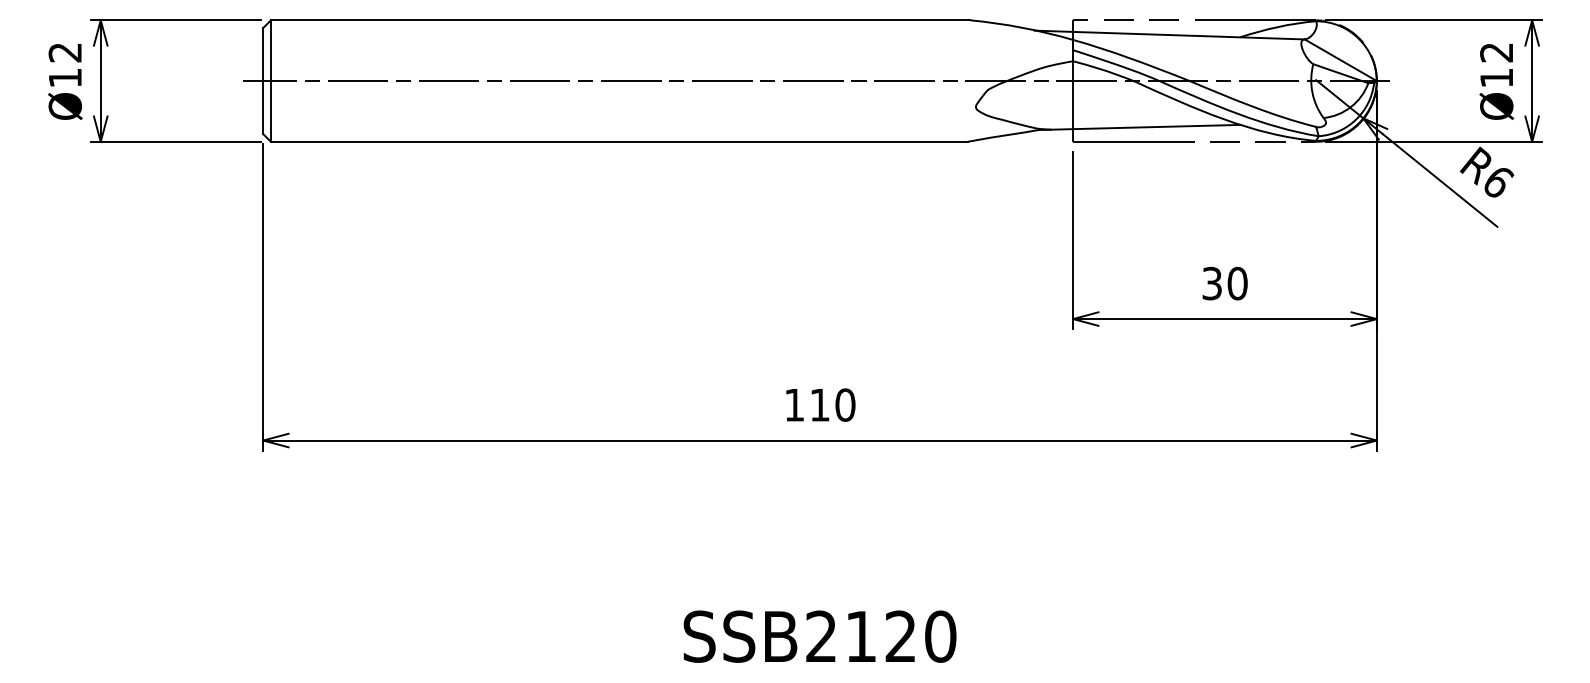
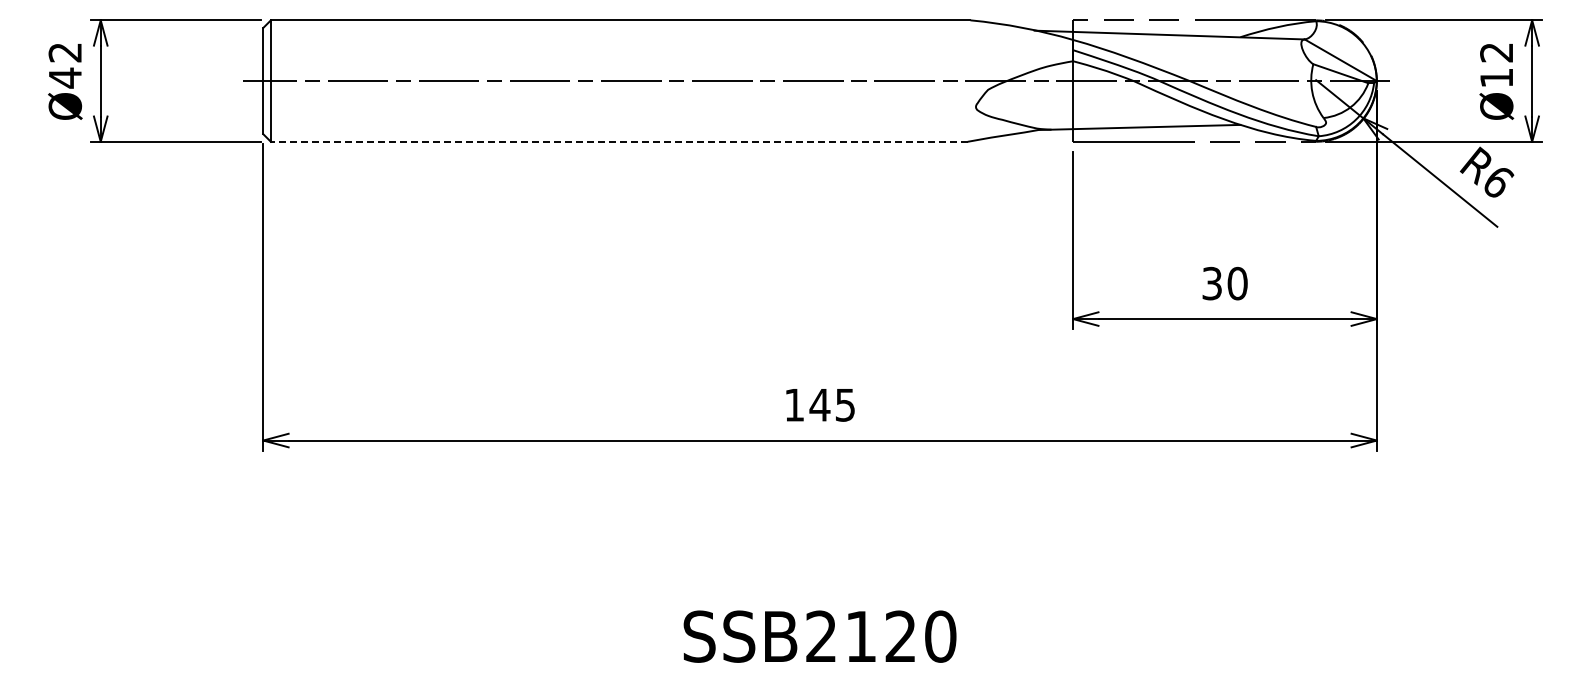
text: Ø12 -> Ø42 (65, 77)
line: solid -> dashed (618, 141)
text: 110 -> 145 (832, 404)
